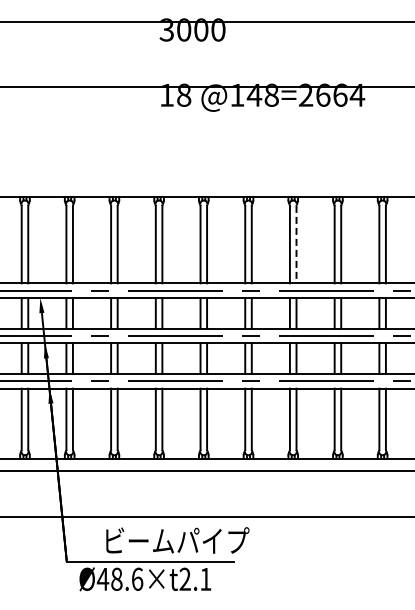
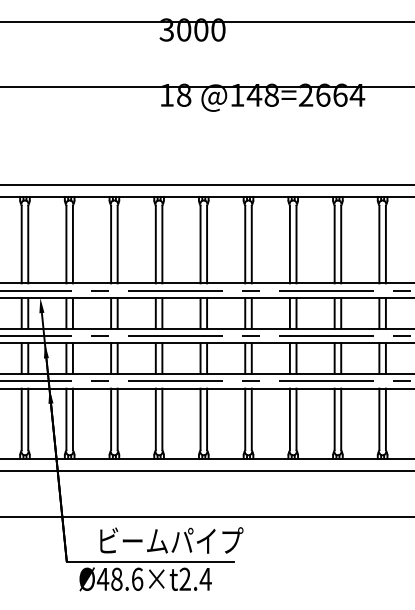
line: none -> present (206, 184)
line: dashed -> solid (296, 244)
text position: (177, 540) -> (171, 540) (171, 540)
text: Ø48.6×t2.1 -> Ø48.6×t2.4 (205, 579)
